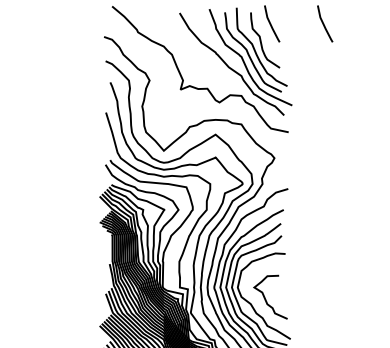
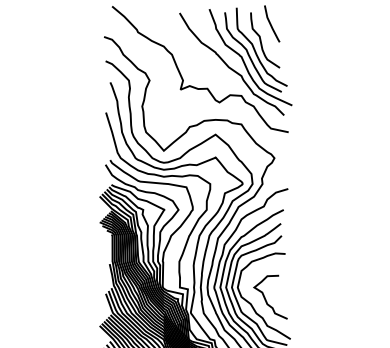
curve: present -> none (324, 23)
